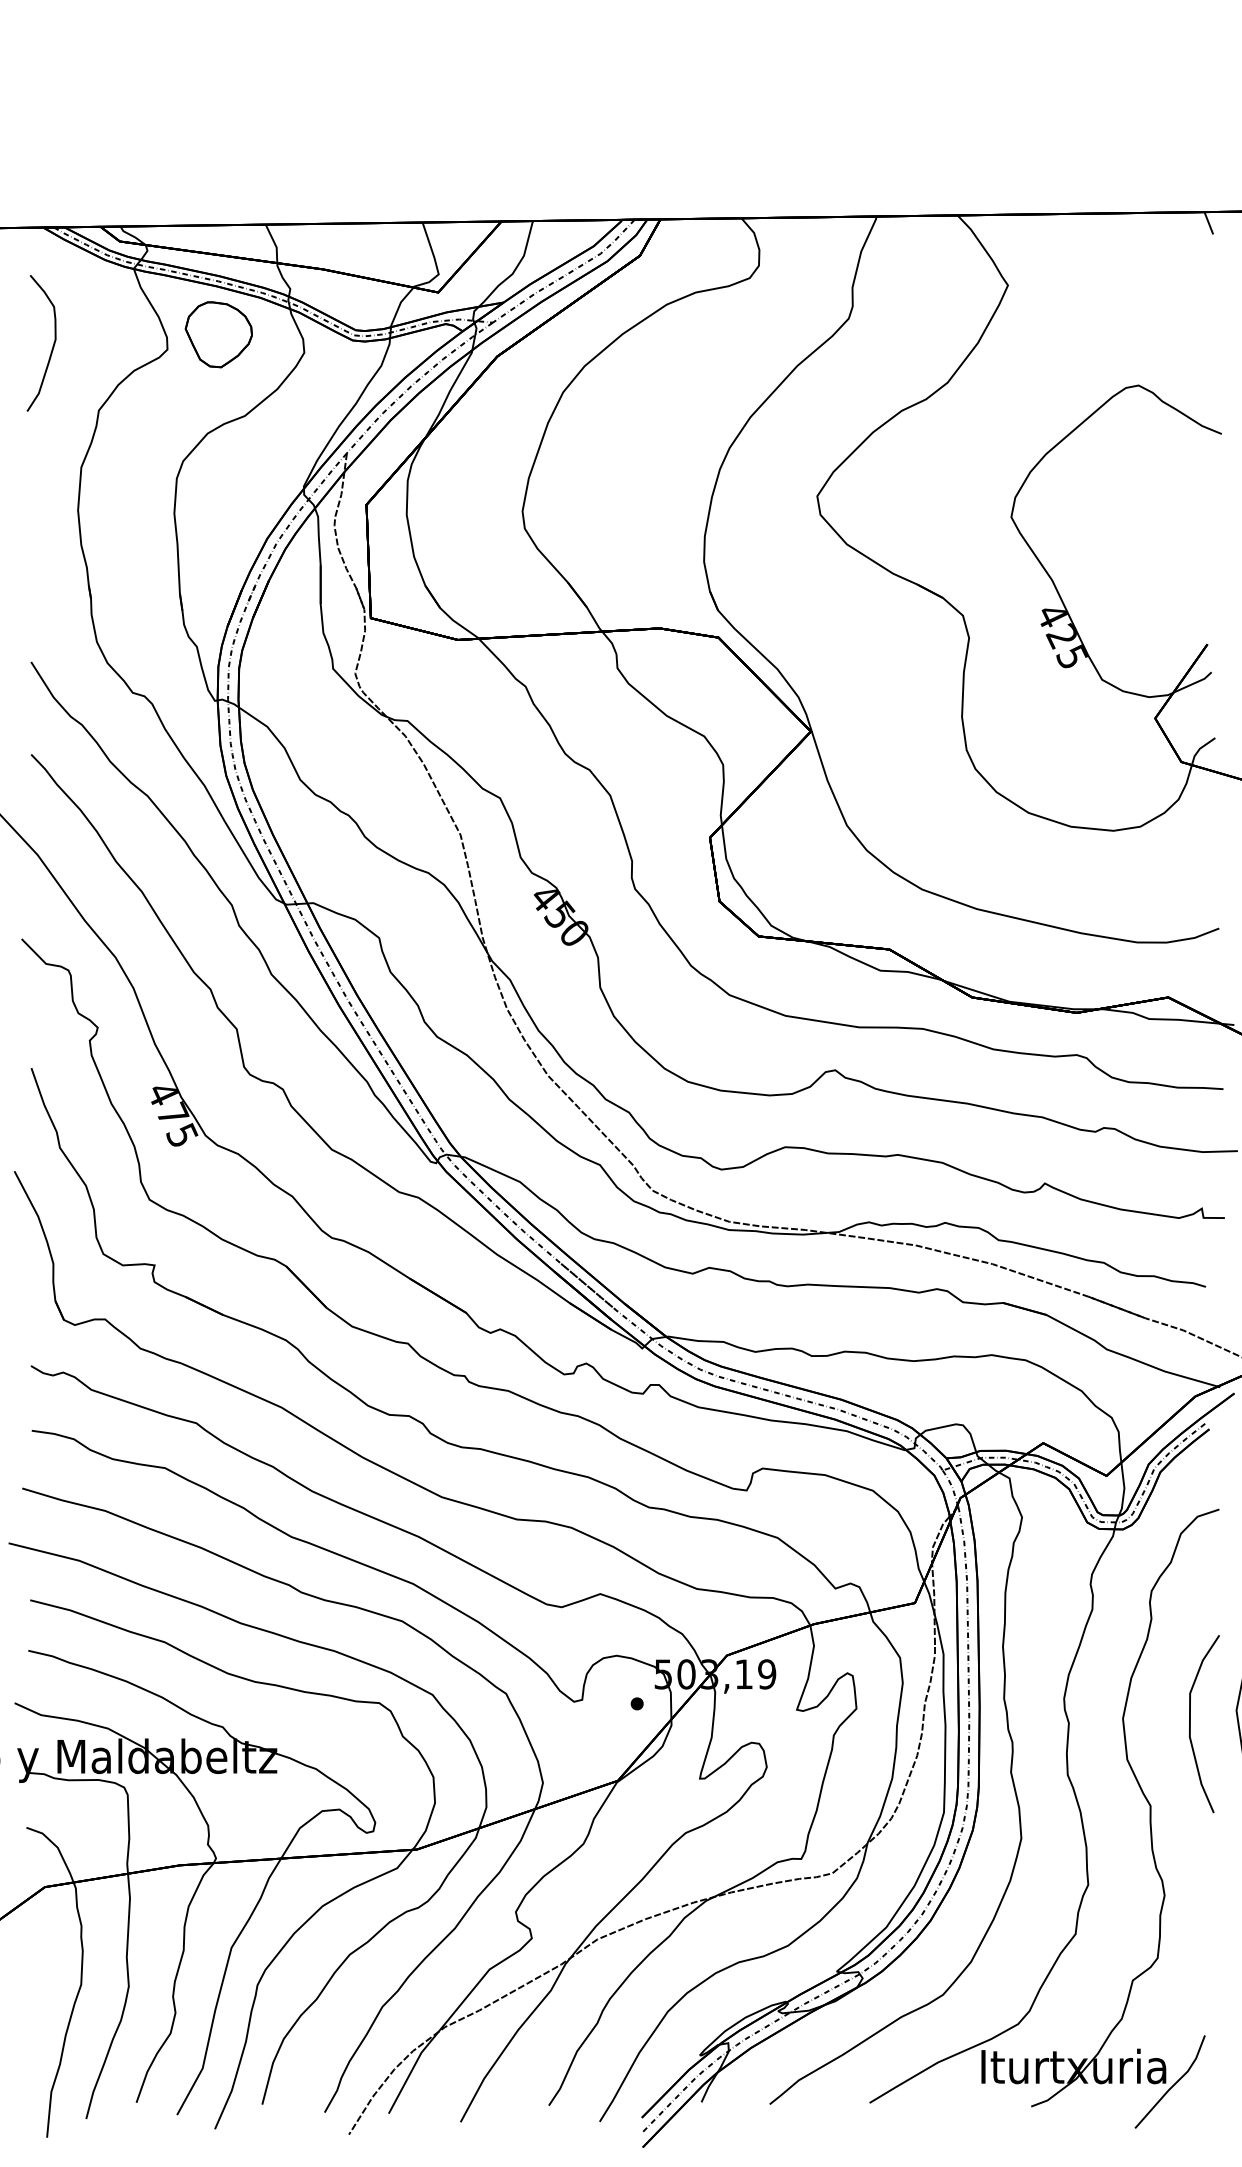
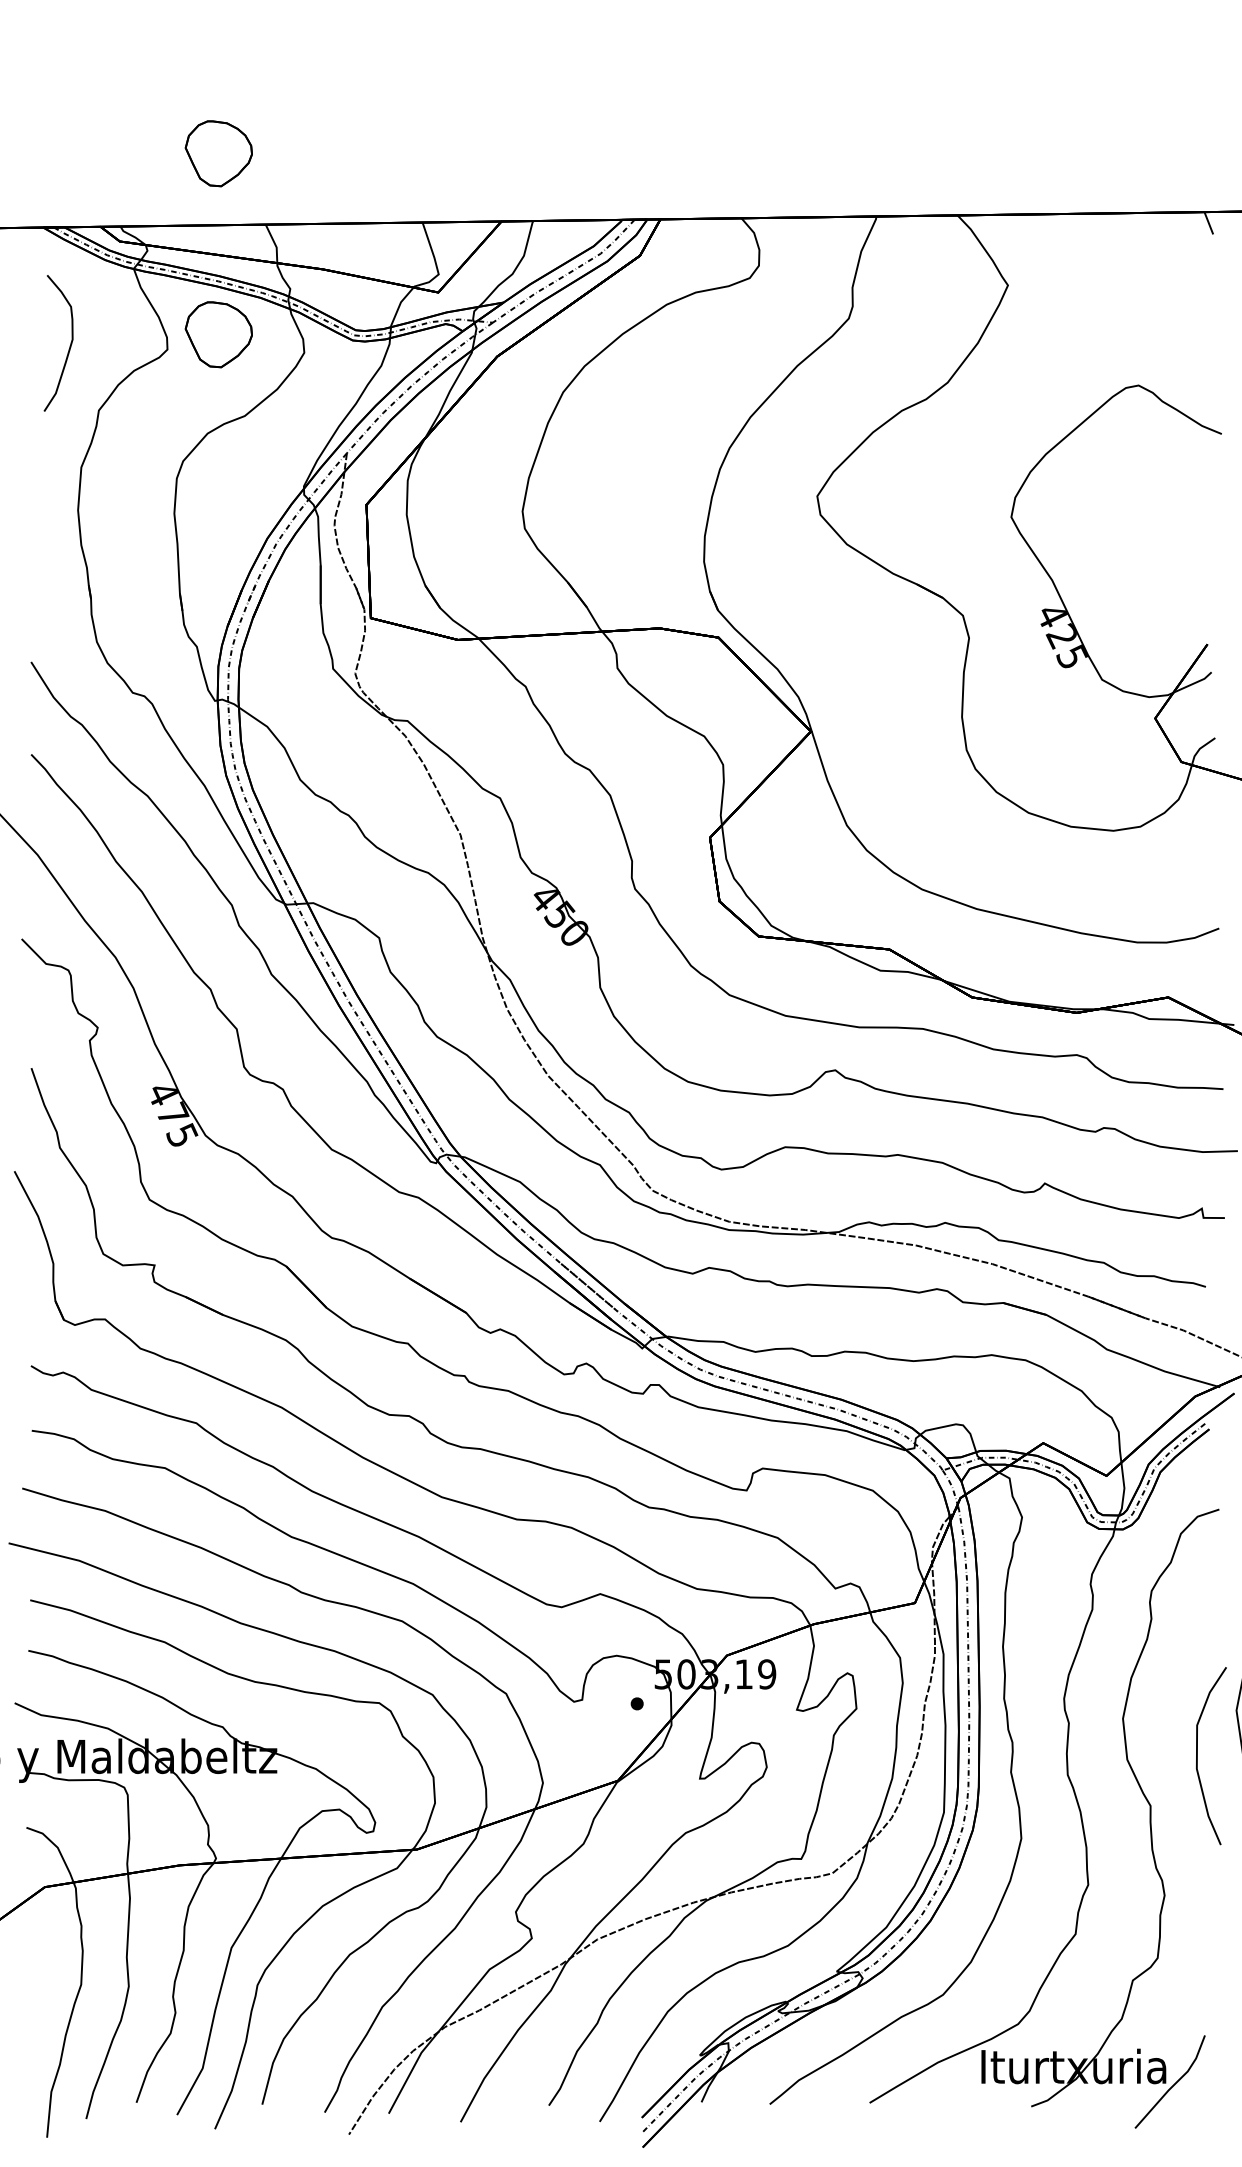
part: none -> present (218, 153)
curve position: (52, 345) -> (69, 345) (69, 345)
curve position: (1190, 1724) -> (1197, 1756) (1197, 1756)
